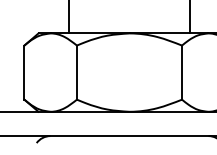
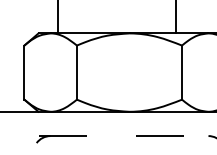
line position: (68, 17) -> (57, 17) (57, 17)
line position: (189, 17) -> (175, 17) (175, 17)
line: solid -> dashed (108, 136)
